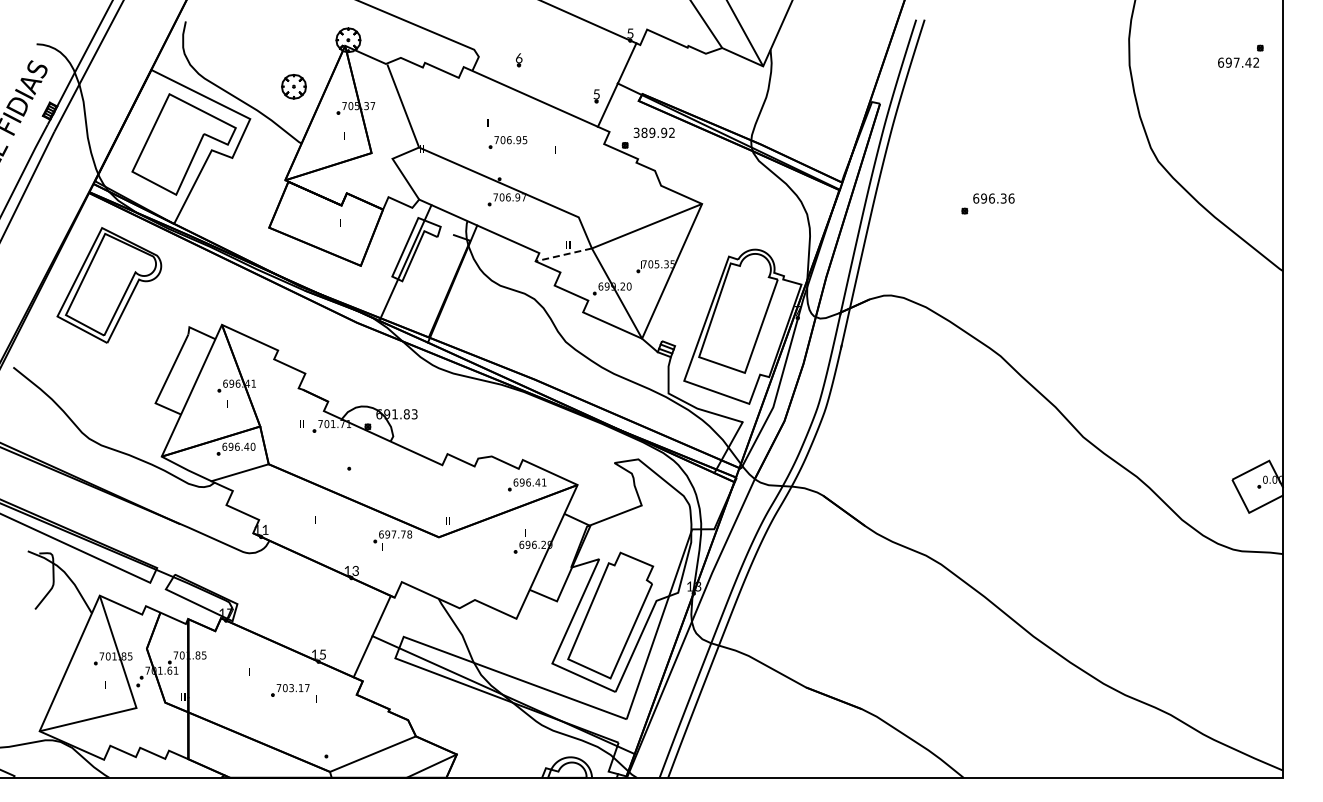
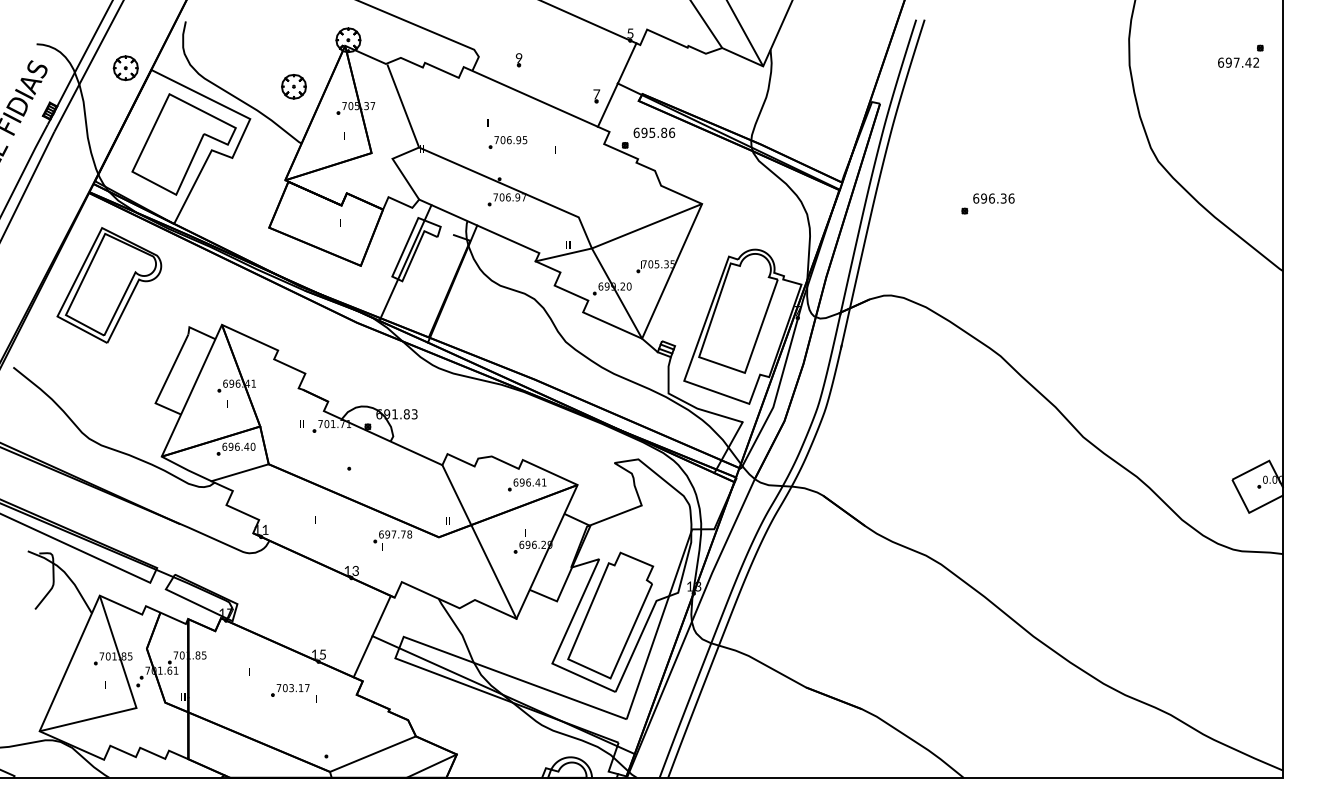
text: 6 -> 9 (518, 58)
part: none -> present (125, 68)
text: 5 -> 7 (596, 94)
text: 389.92 -> 695.86 (654, 132)
line: dashed -> solid (563, 254)
line: none -> present (479, 541)
